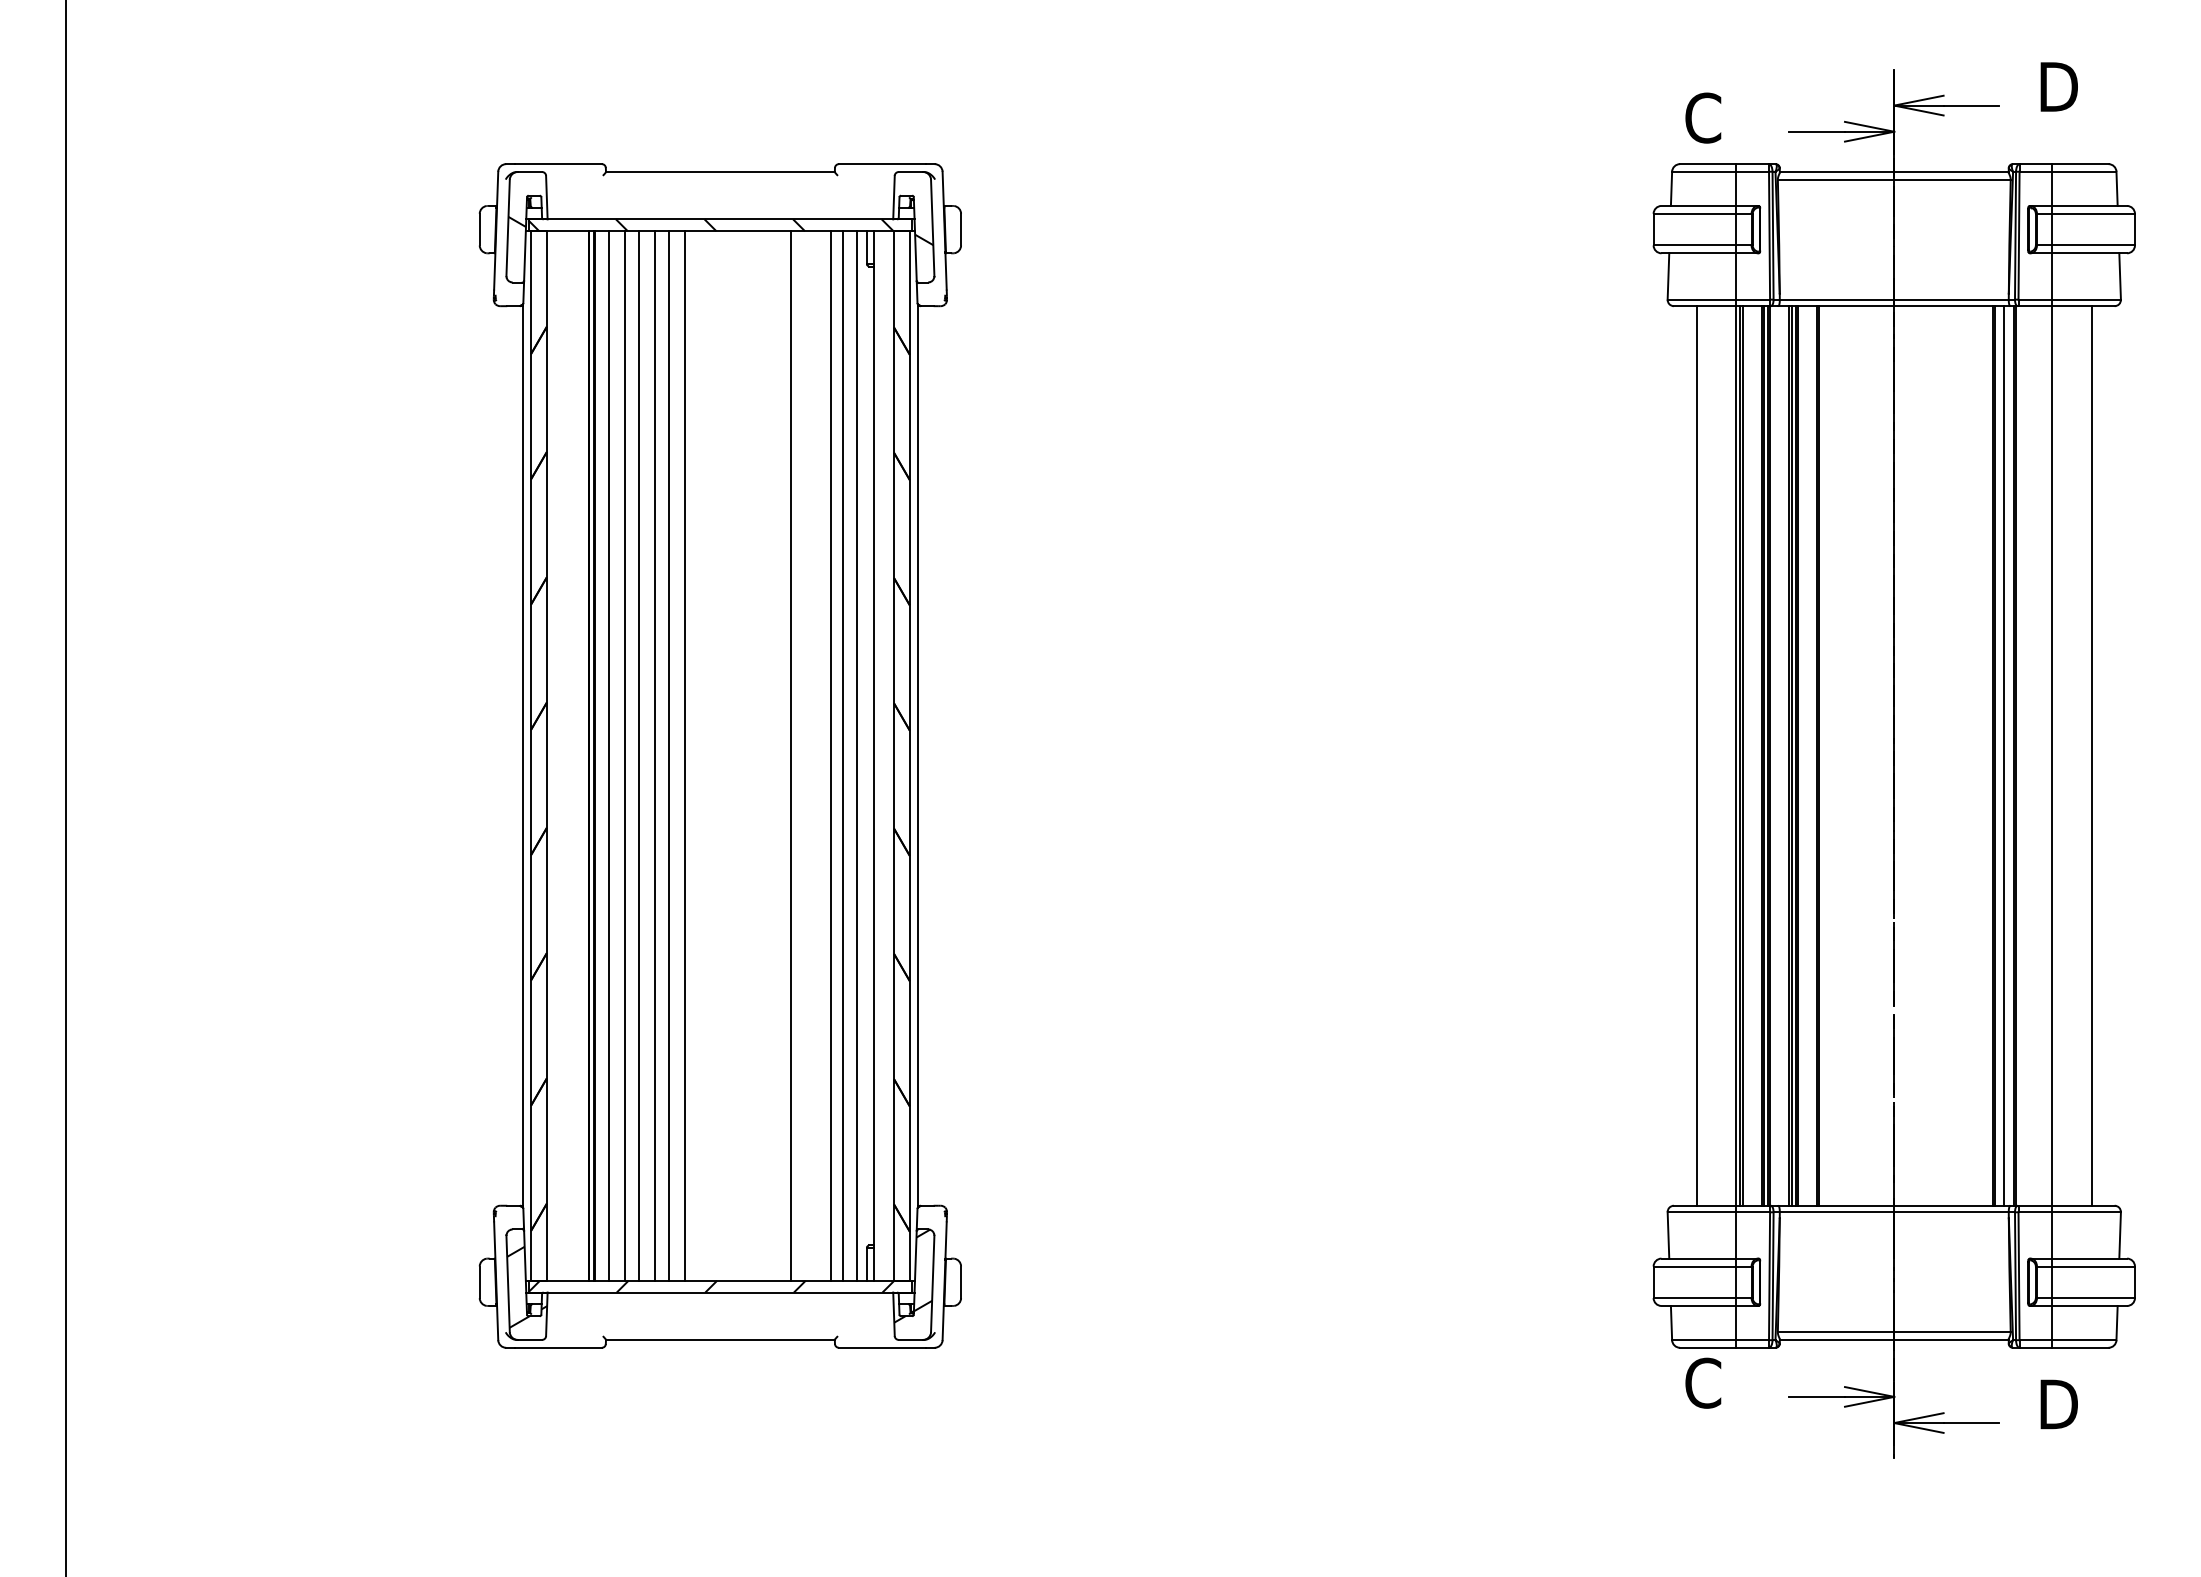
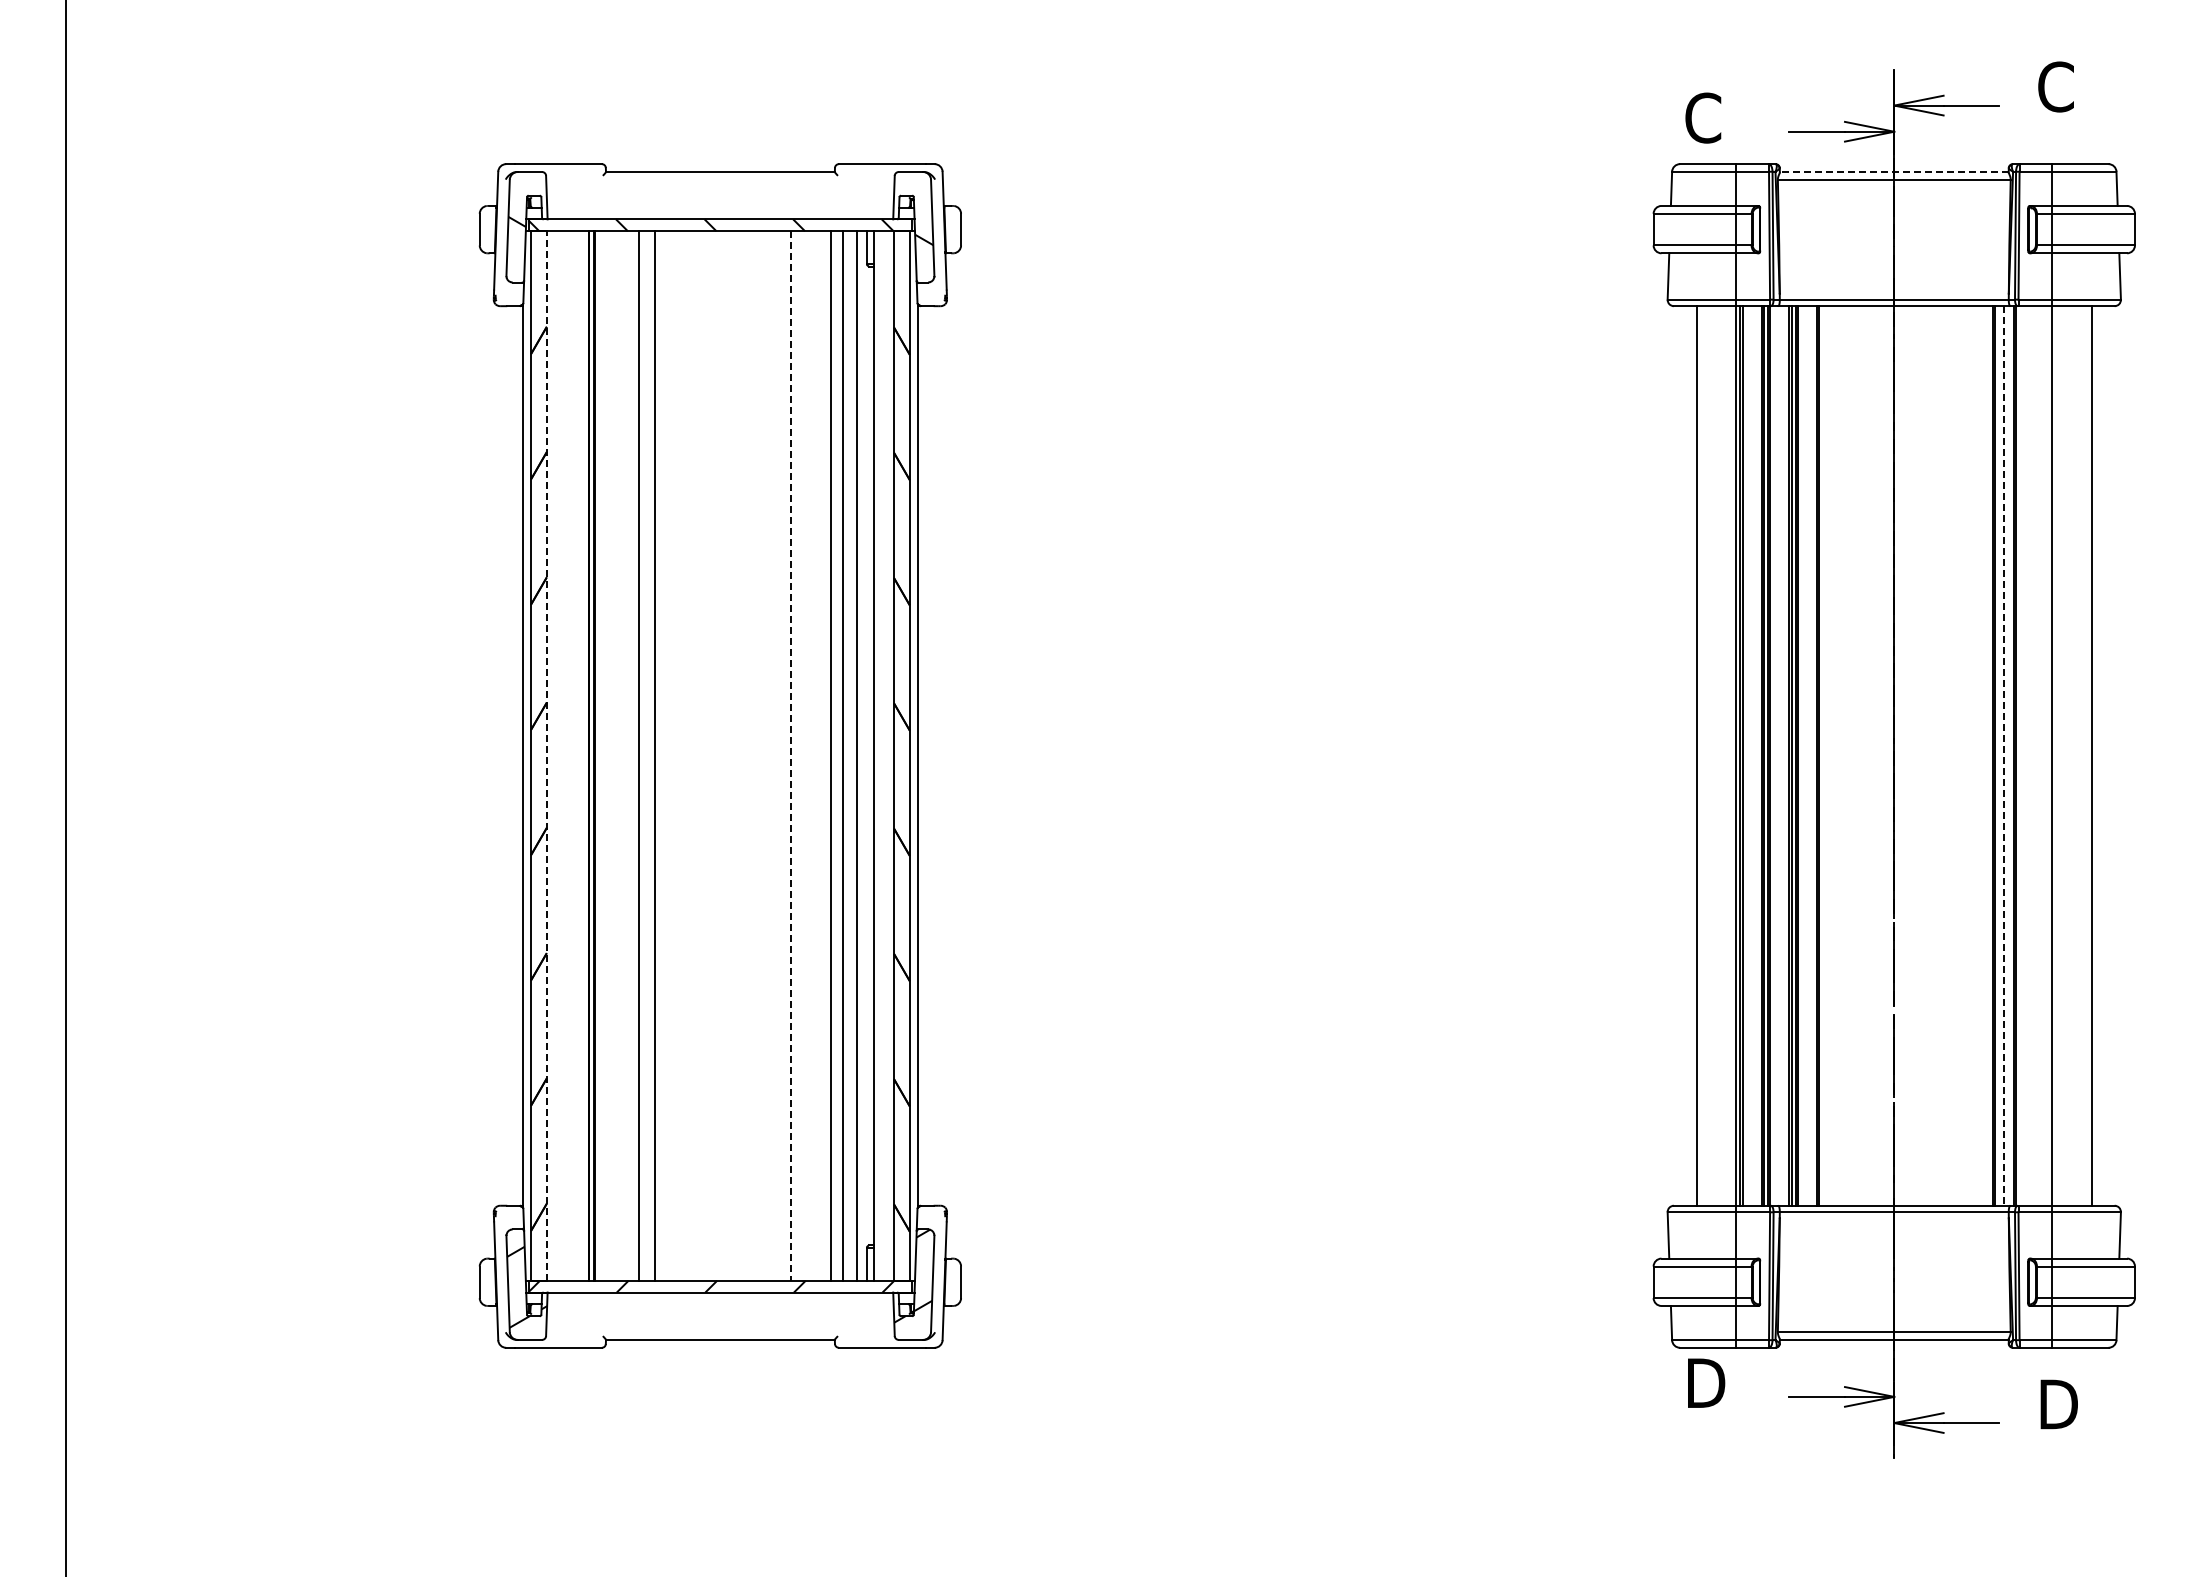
text: D -> C (2057, 86)
line: solid -> dashed (1893, 172)
line: solid -> dashed (546, 755)
line: present -> none (609, 755)
line: present -> none (624, 755)
line: present -> none (669, 755)
line: present -> none (684, 755)
line: solid -> dashed (791, 755)
line: solid -> dashed (2004, 755)
text: C -> D (1705, 1382)
